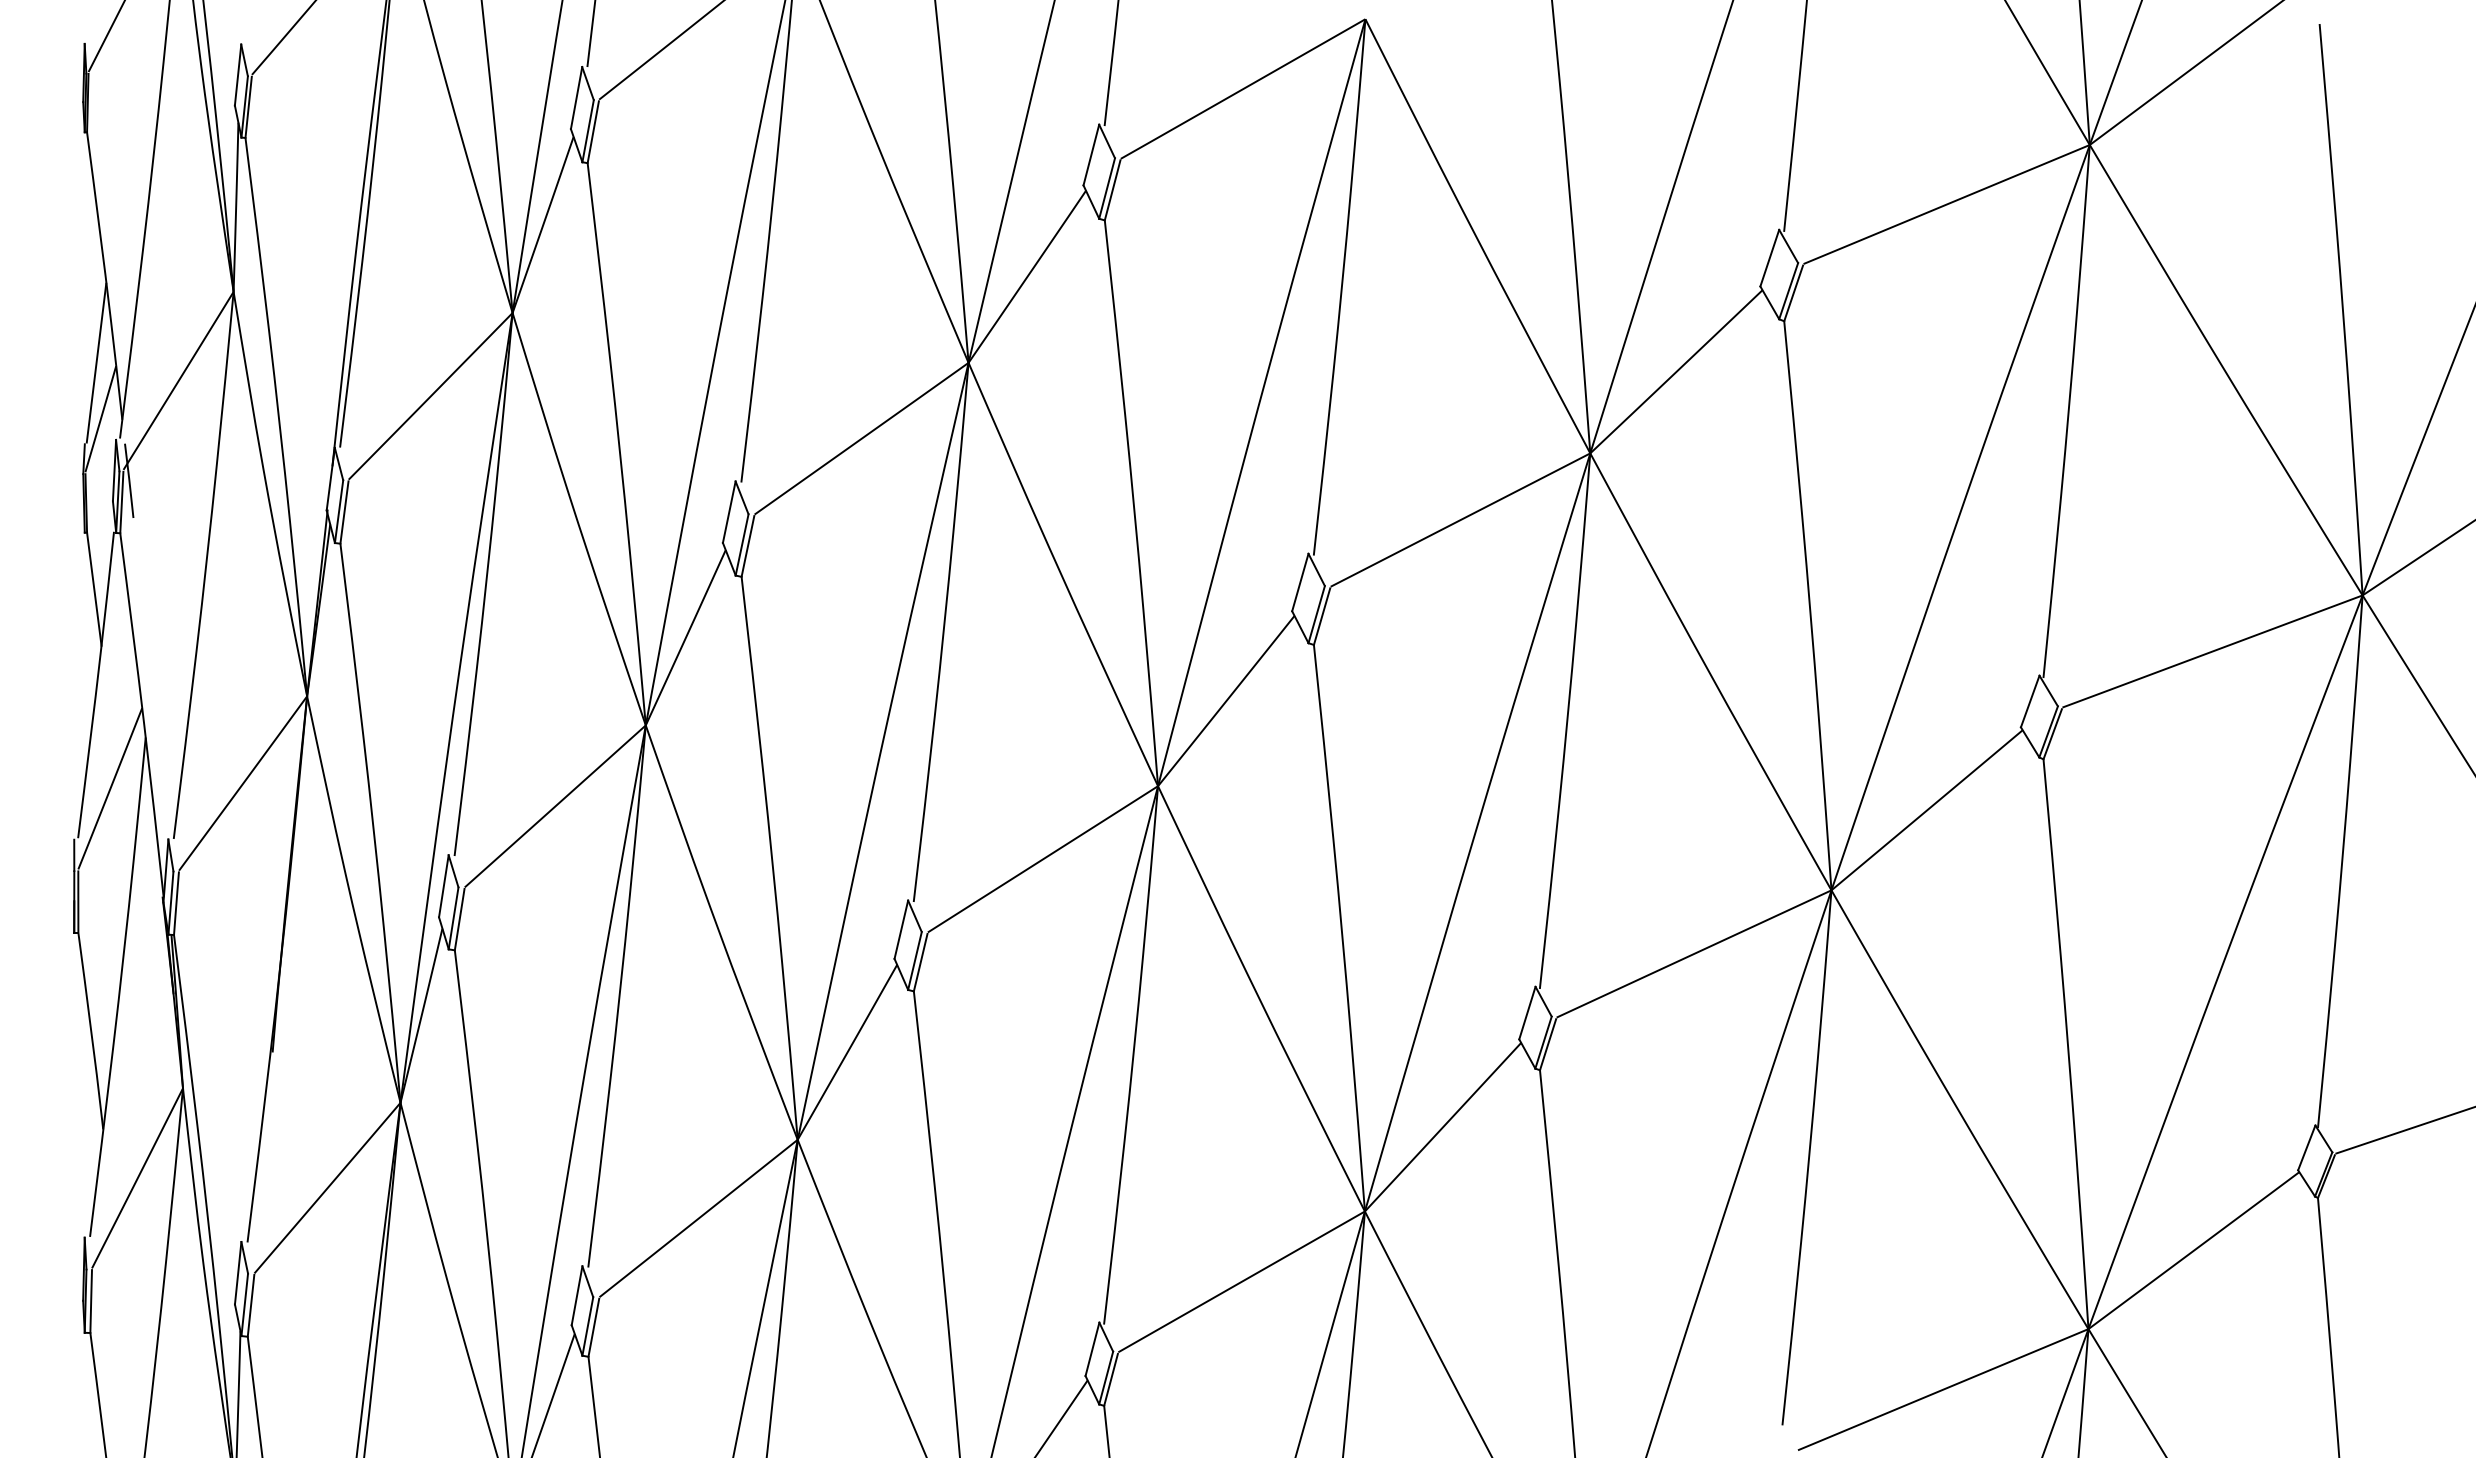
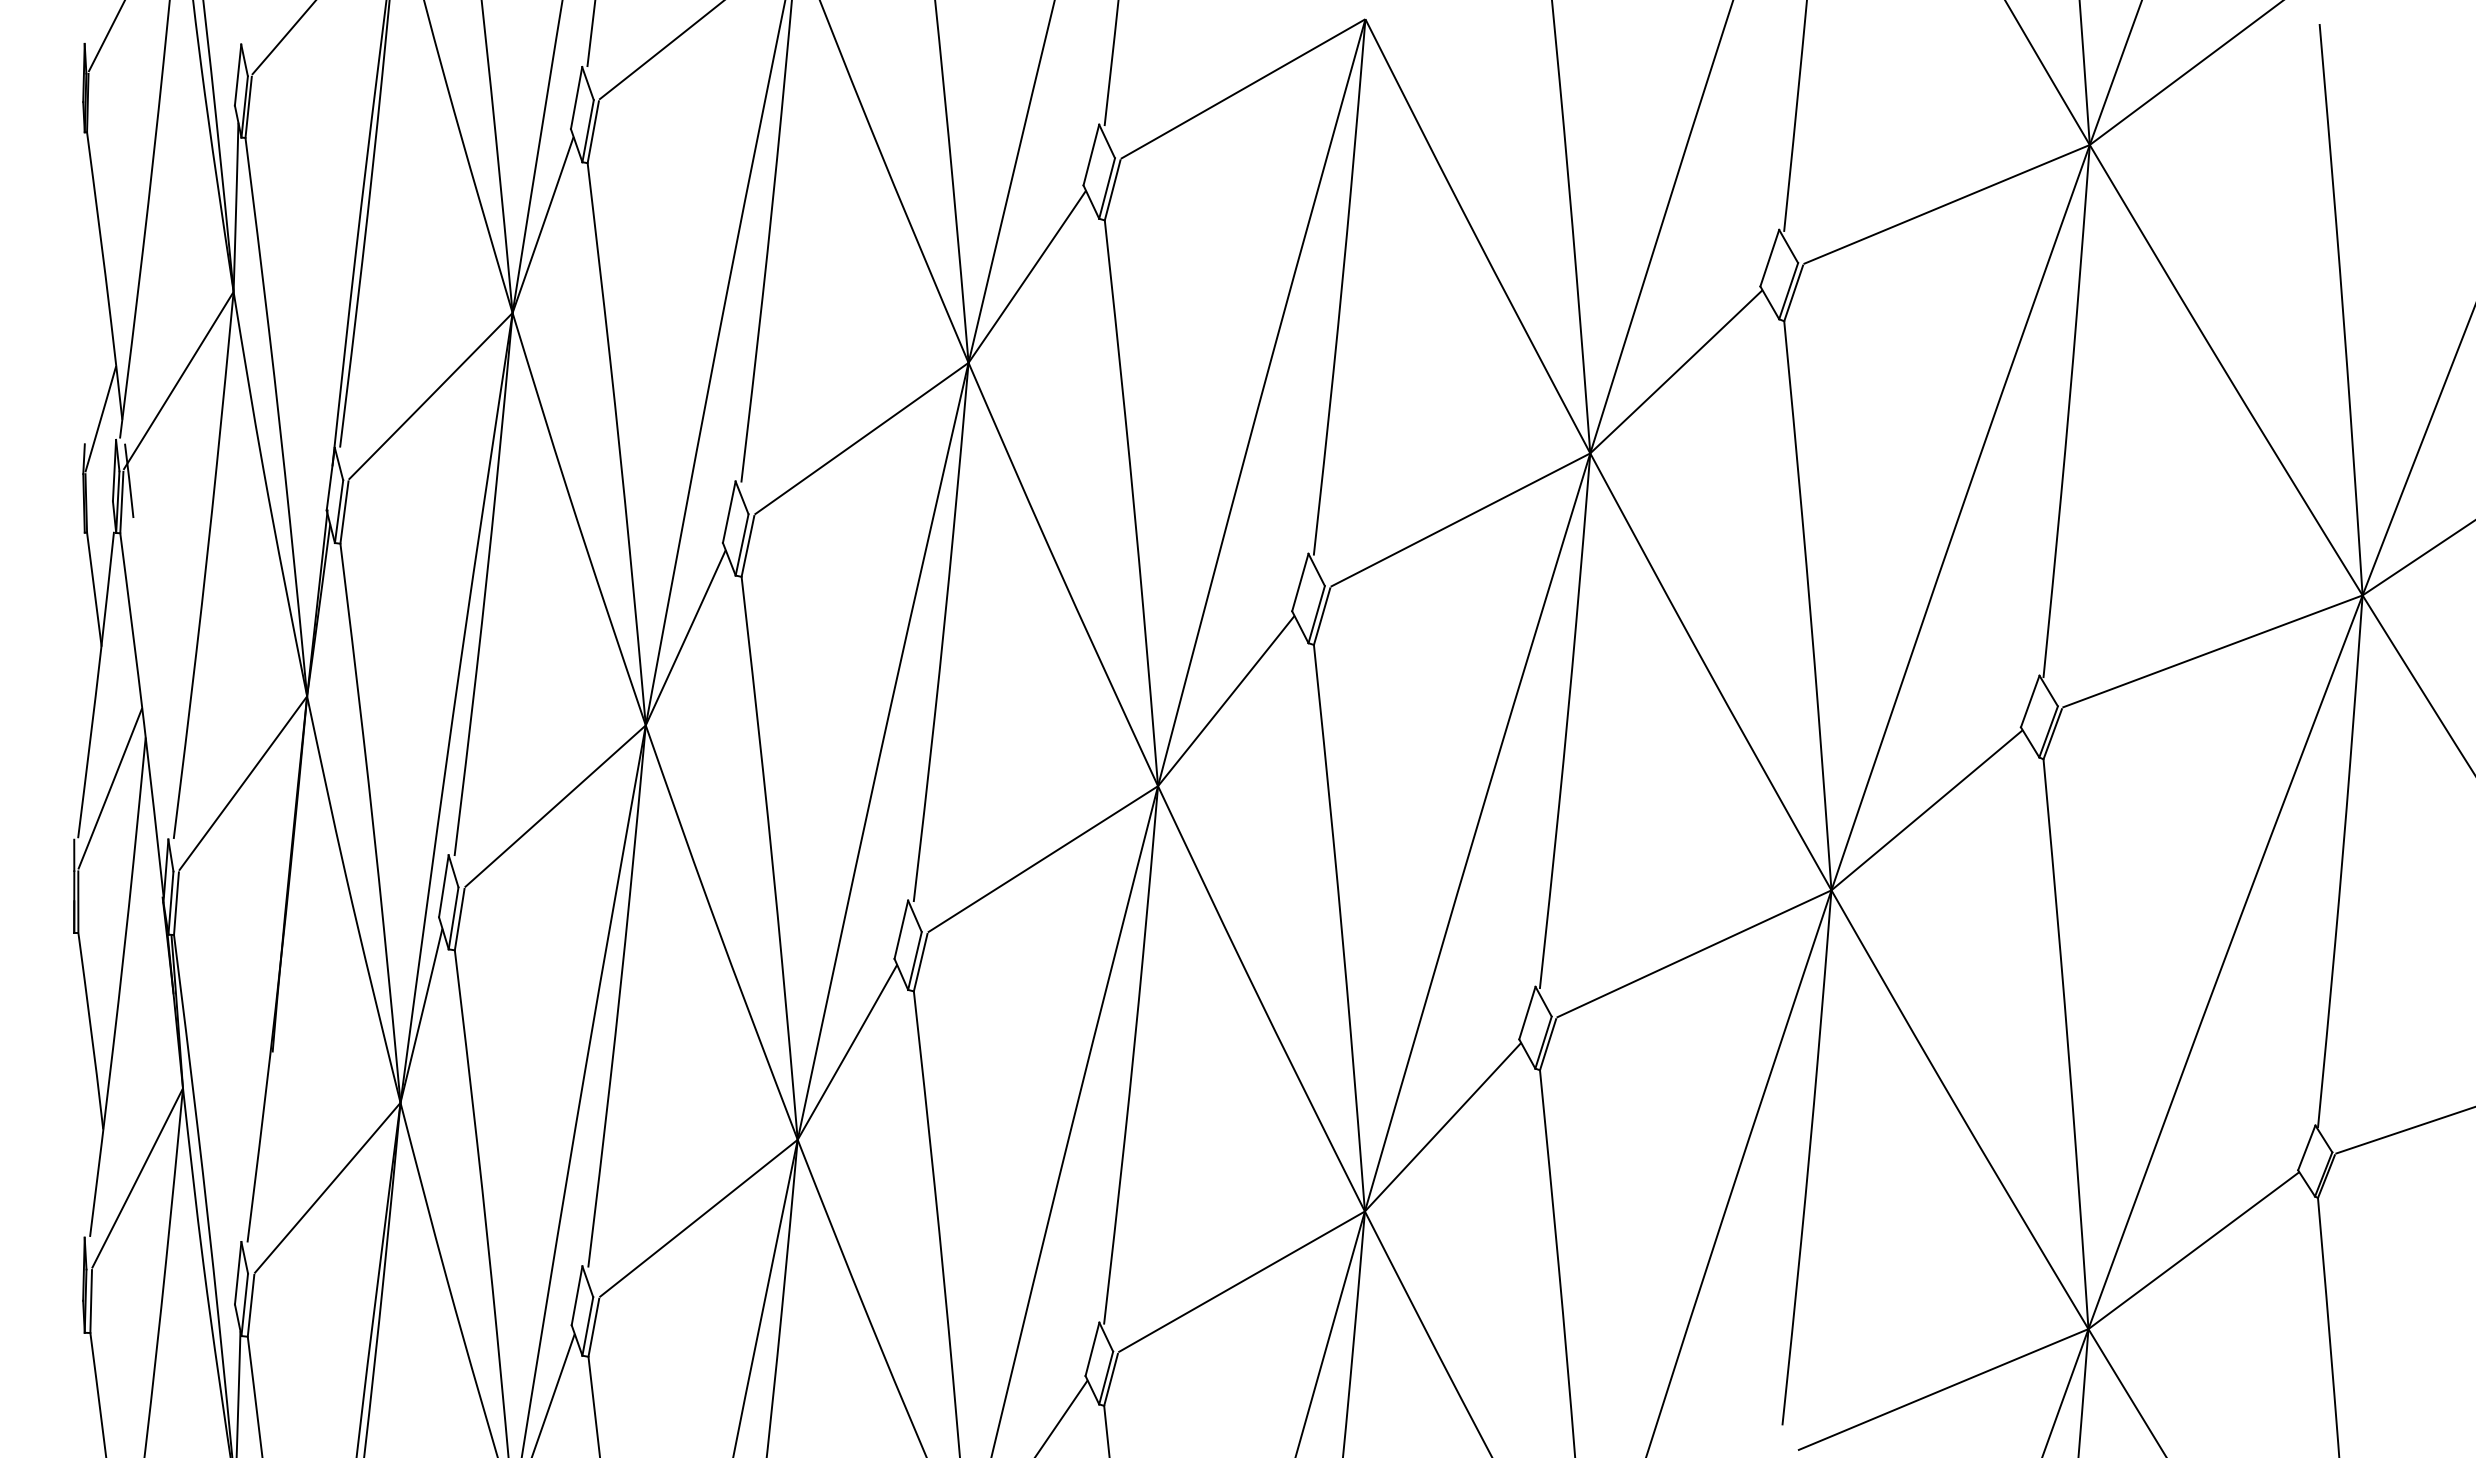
line: present -> none (96, 362)
